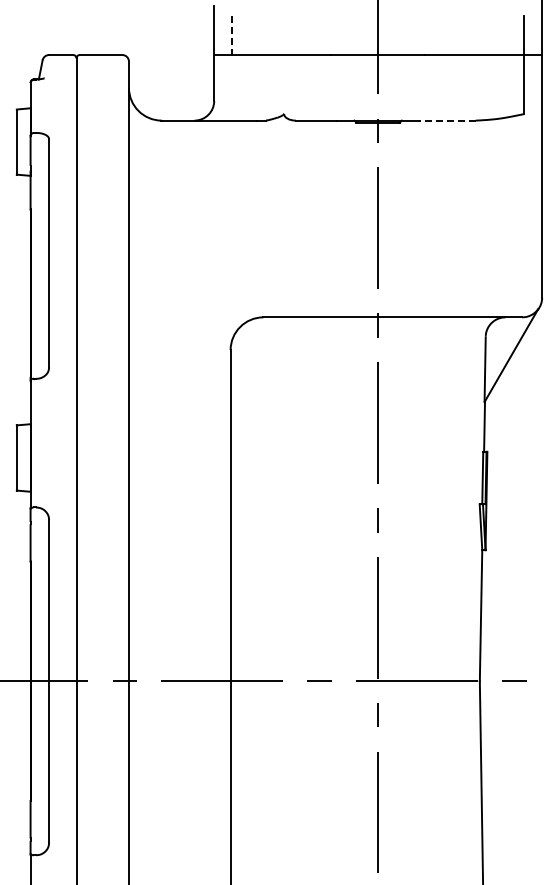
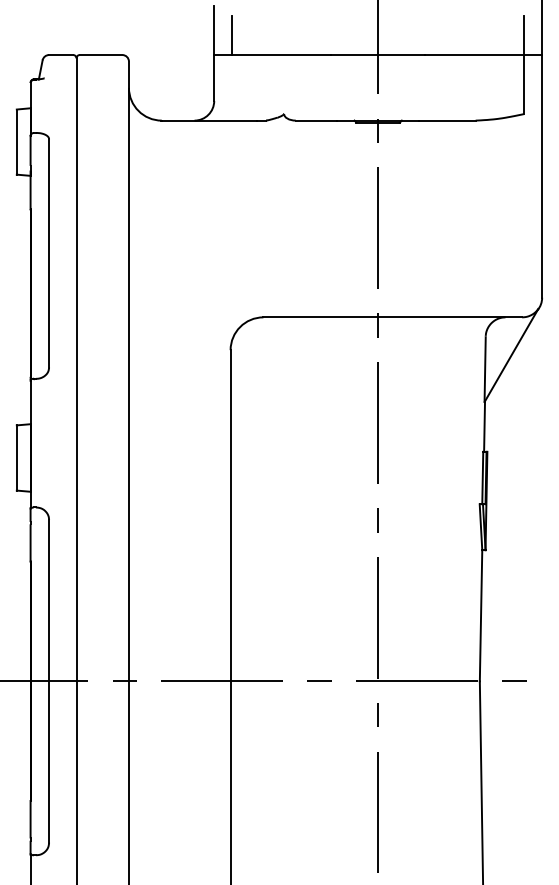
line: dashed -> solid (232, 35)
line: dashed -> solid (446, 120)
